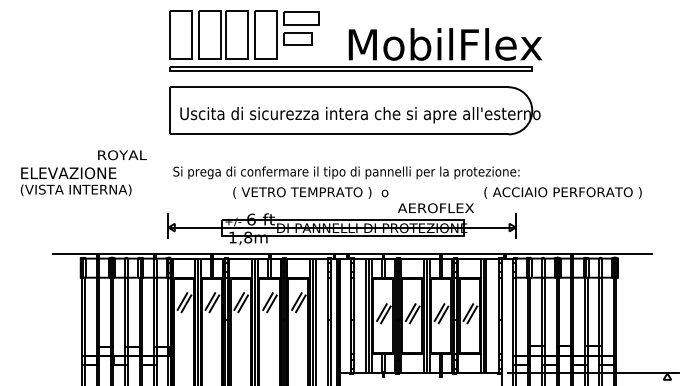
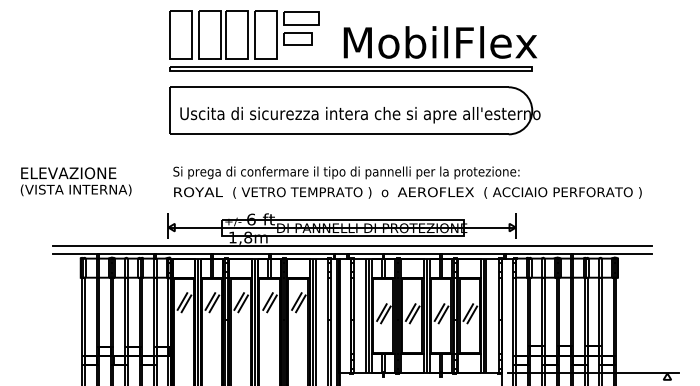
text position: (444, 44) -> (439, 42) (439, 42)
text position: (122, 155) -> (198, 192) (198, 192)
text position: (435, 208) -> (435, 192) (435, 192)
line: none -> present (351, 246)
